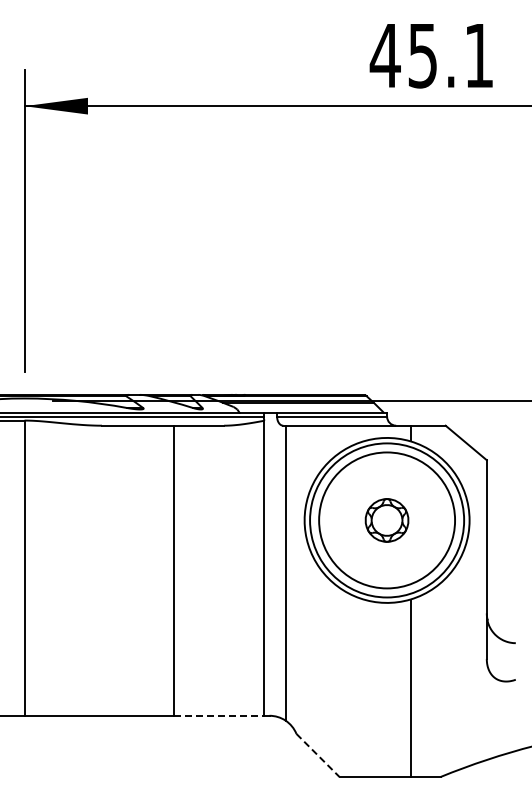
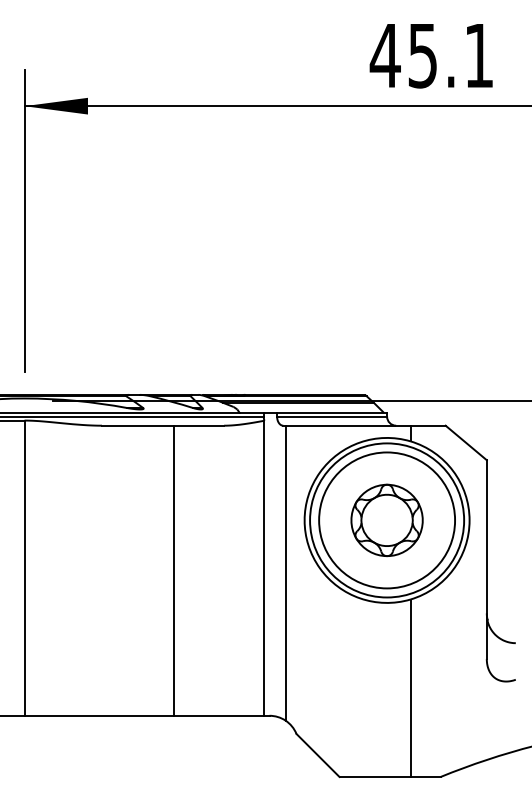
part size: 46x45 px -> 74x75 px (386, 520)
line: dashed -> solid (219, 715)
line: dashed -> solid (318, 755)
